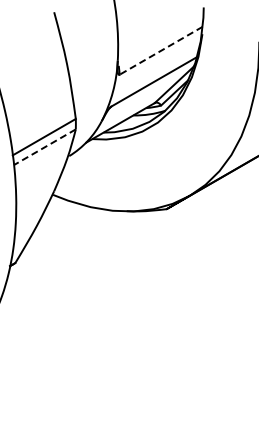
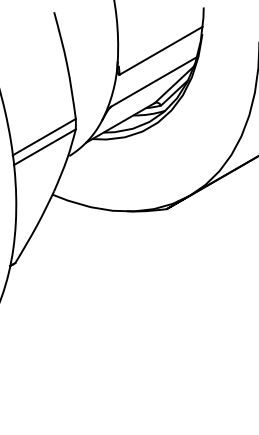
line: dashed -> solid (161, 50)
line: dashed -> solid (44, 147)
